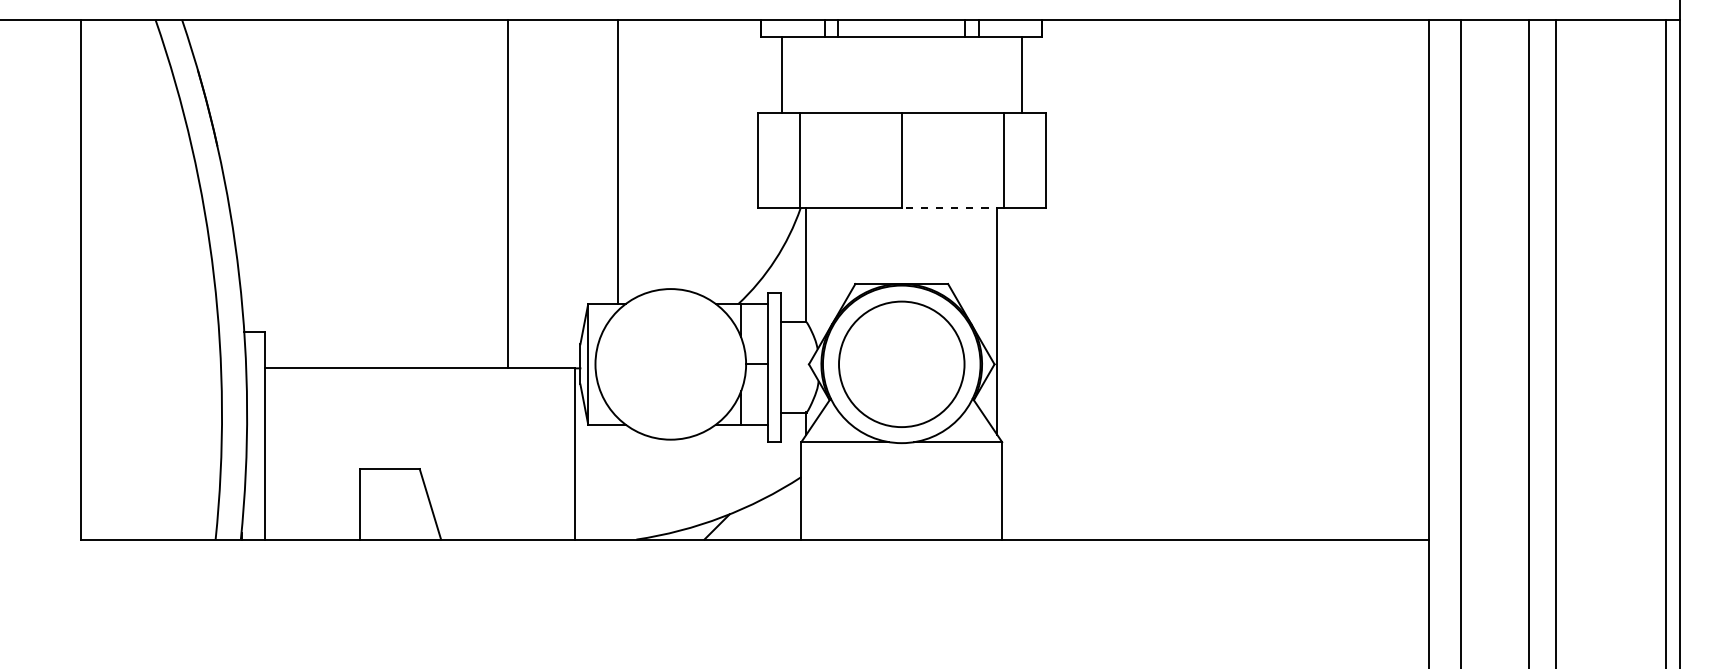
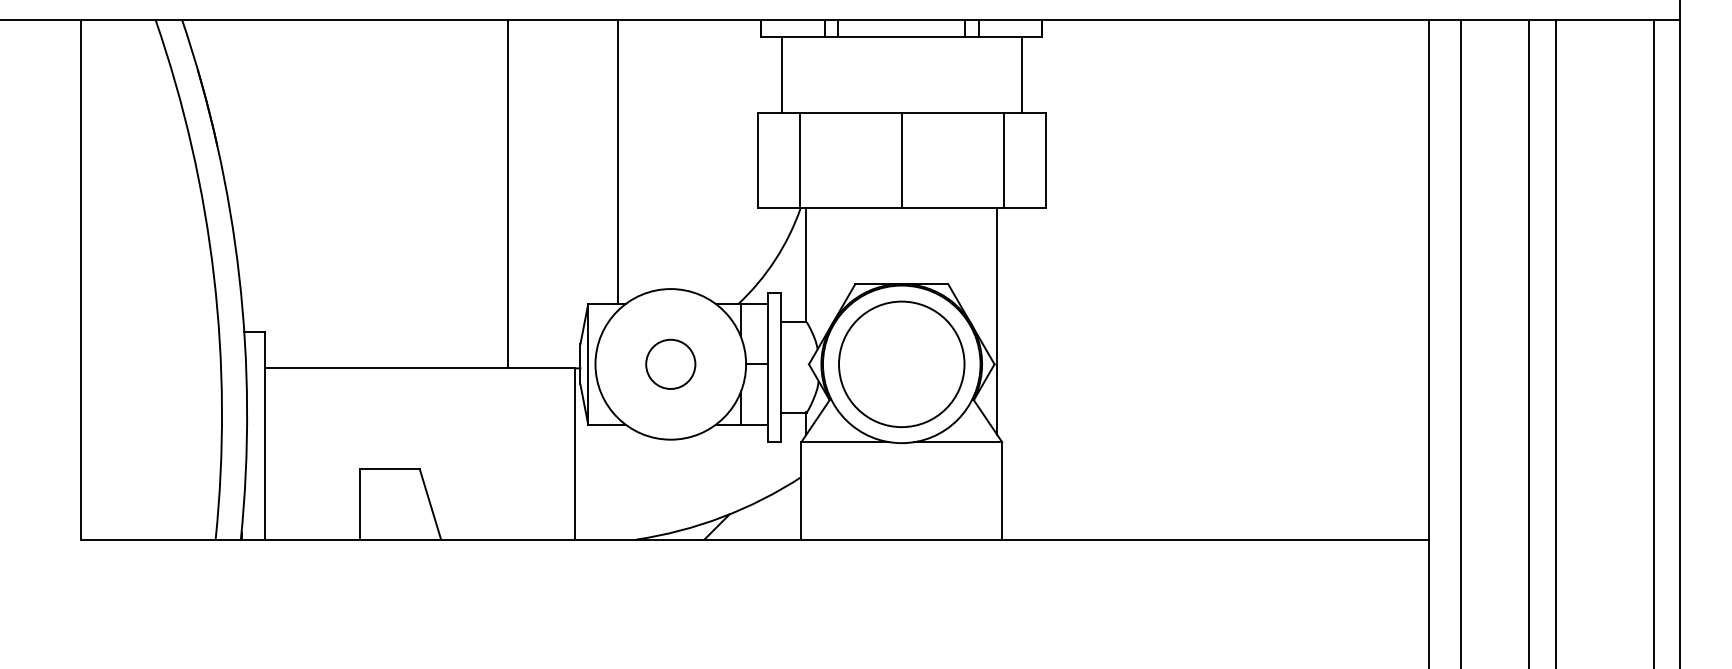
line: dashed -> solid (952, 208)
line position: (1665, 342) -> (1653, 342) (1653, 342)
circle: none -> present (670, 363)
